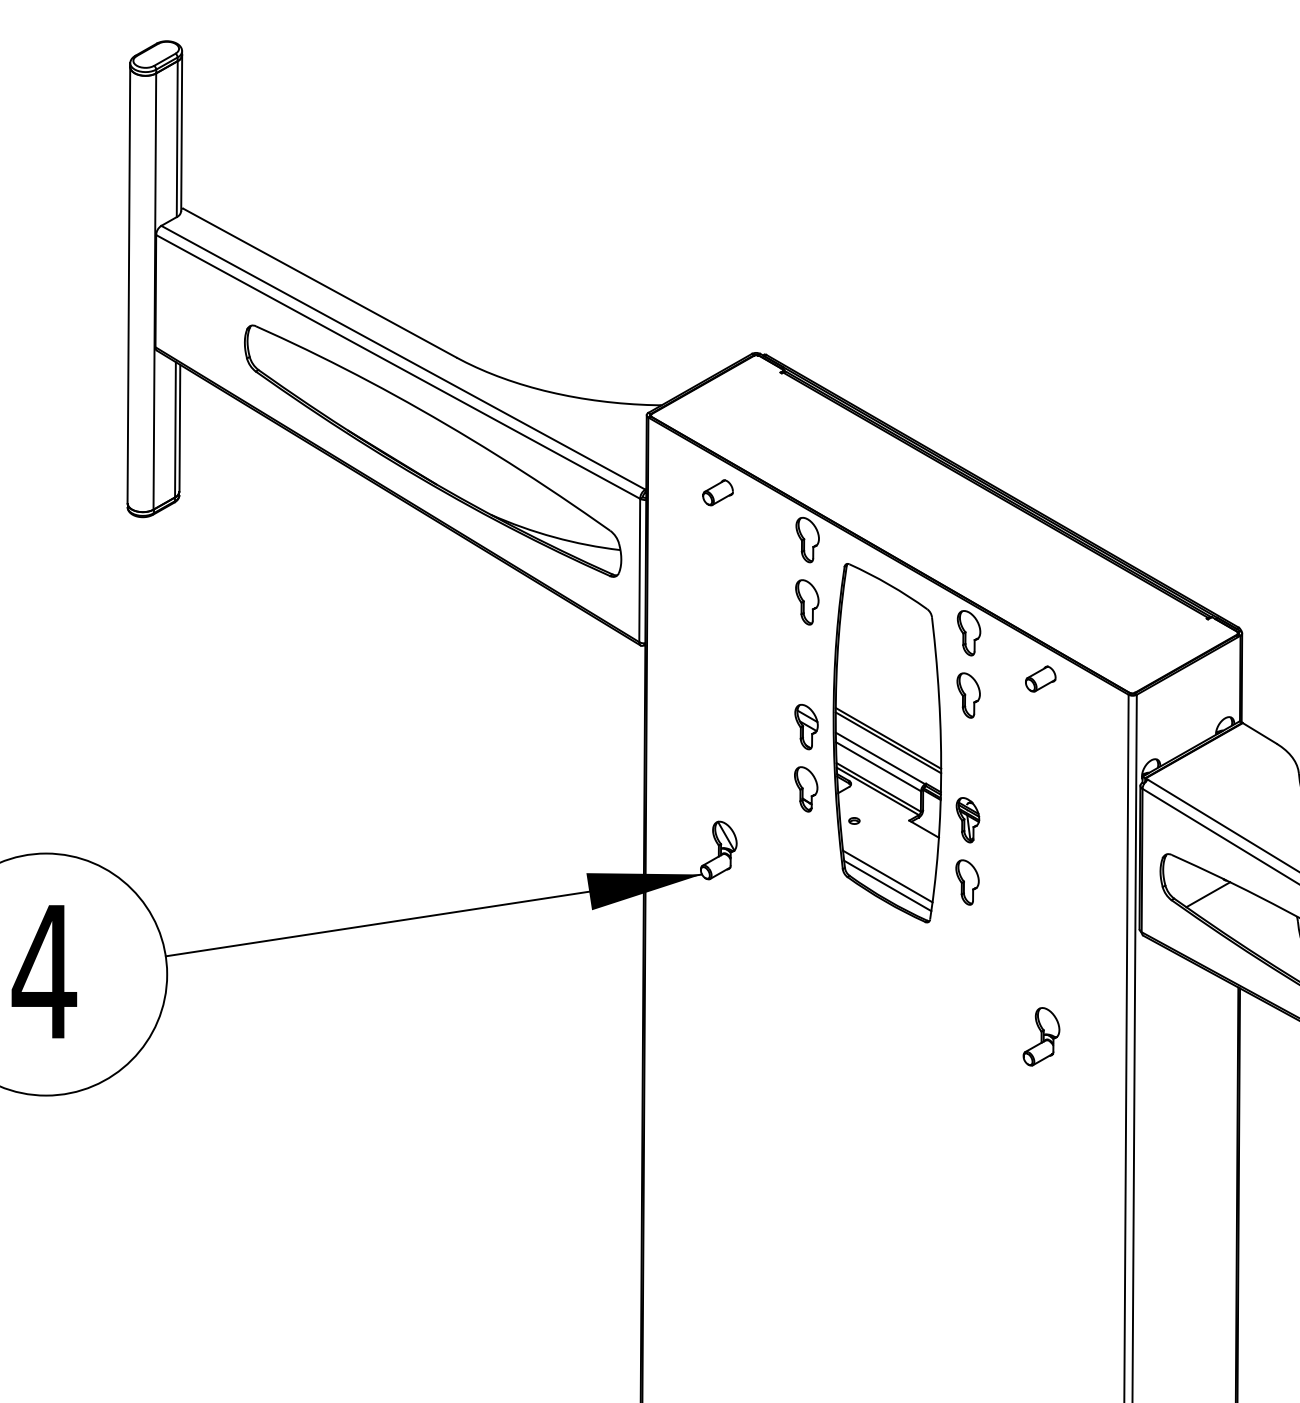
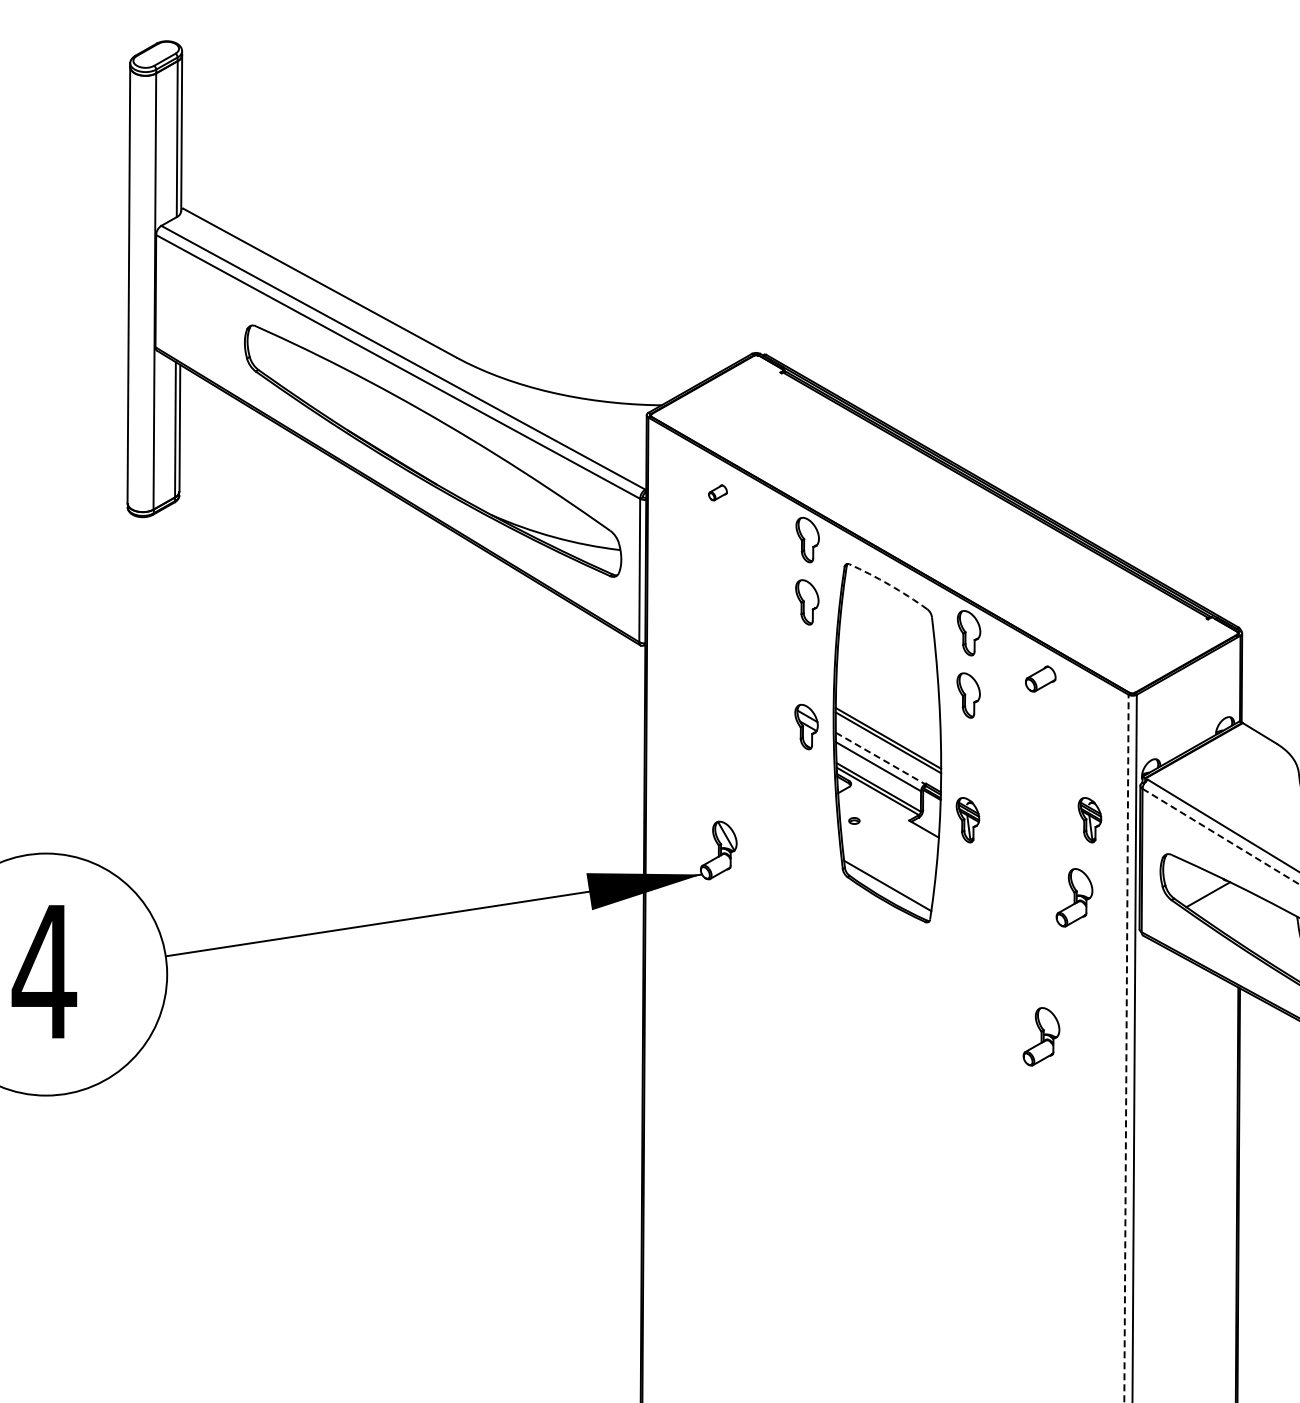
part size: 32x28 px -> 20x18 px (717, 492)
arc: solid -> dashed (889, 584)
line: solid -> dashed (880, 758)
part: present -> none (806, 789)
part: none -> present (1089, 820)
line: solid -> dashed (1221, 836)
line: present -> none (887, 876)
part: present -> none (967, 882)
part: none -> present (1074, 897)
line: solid -> dashed (1126, 1048)
